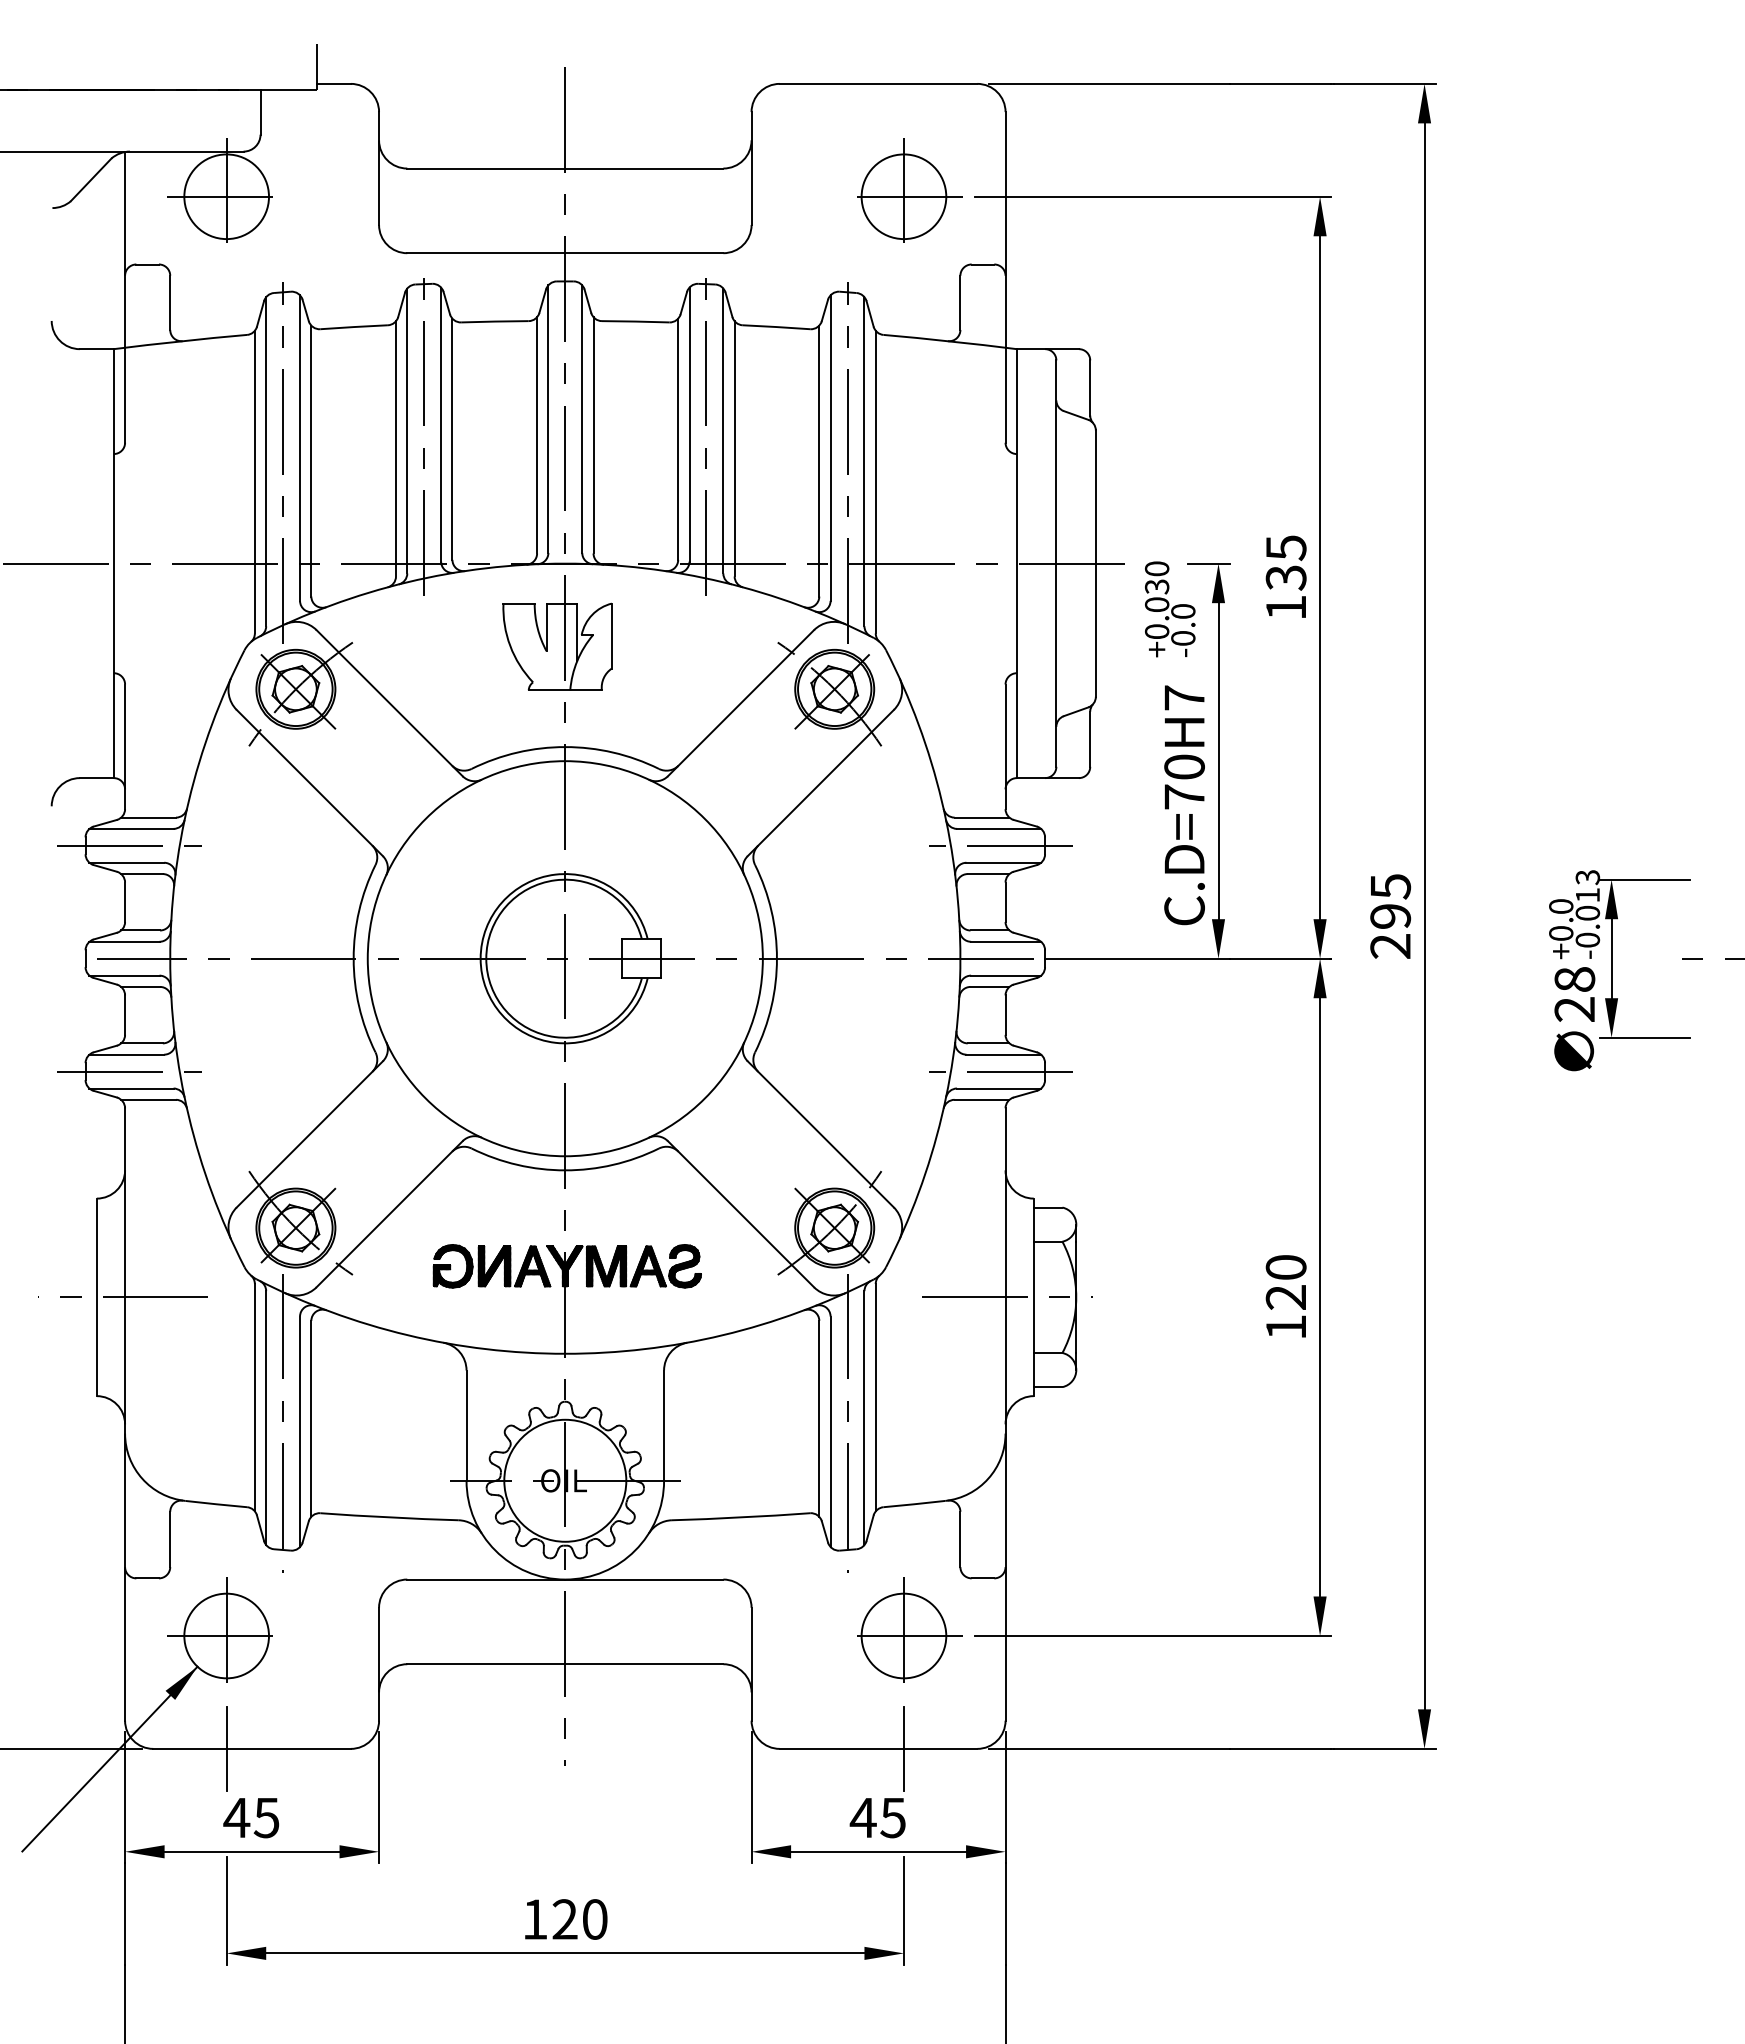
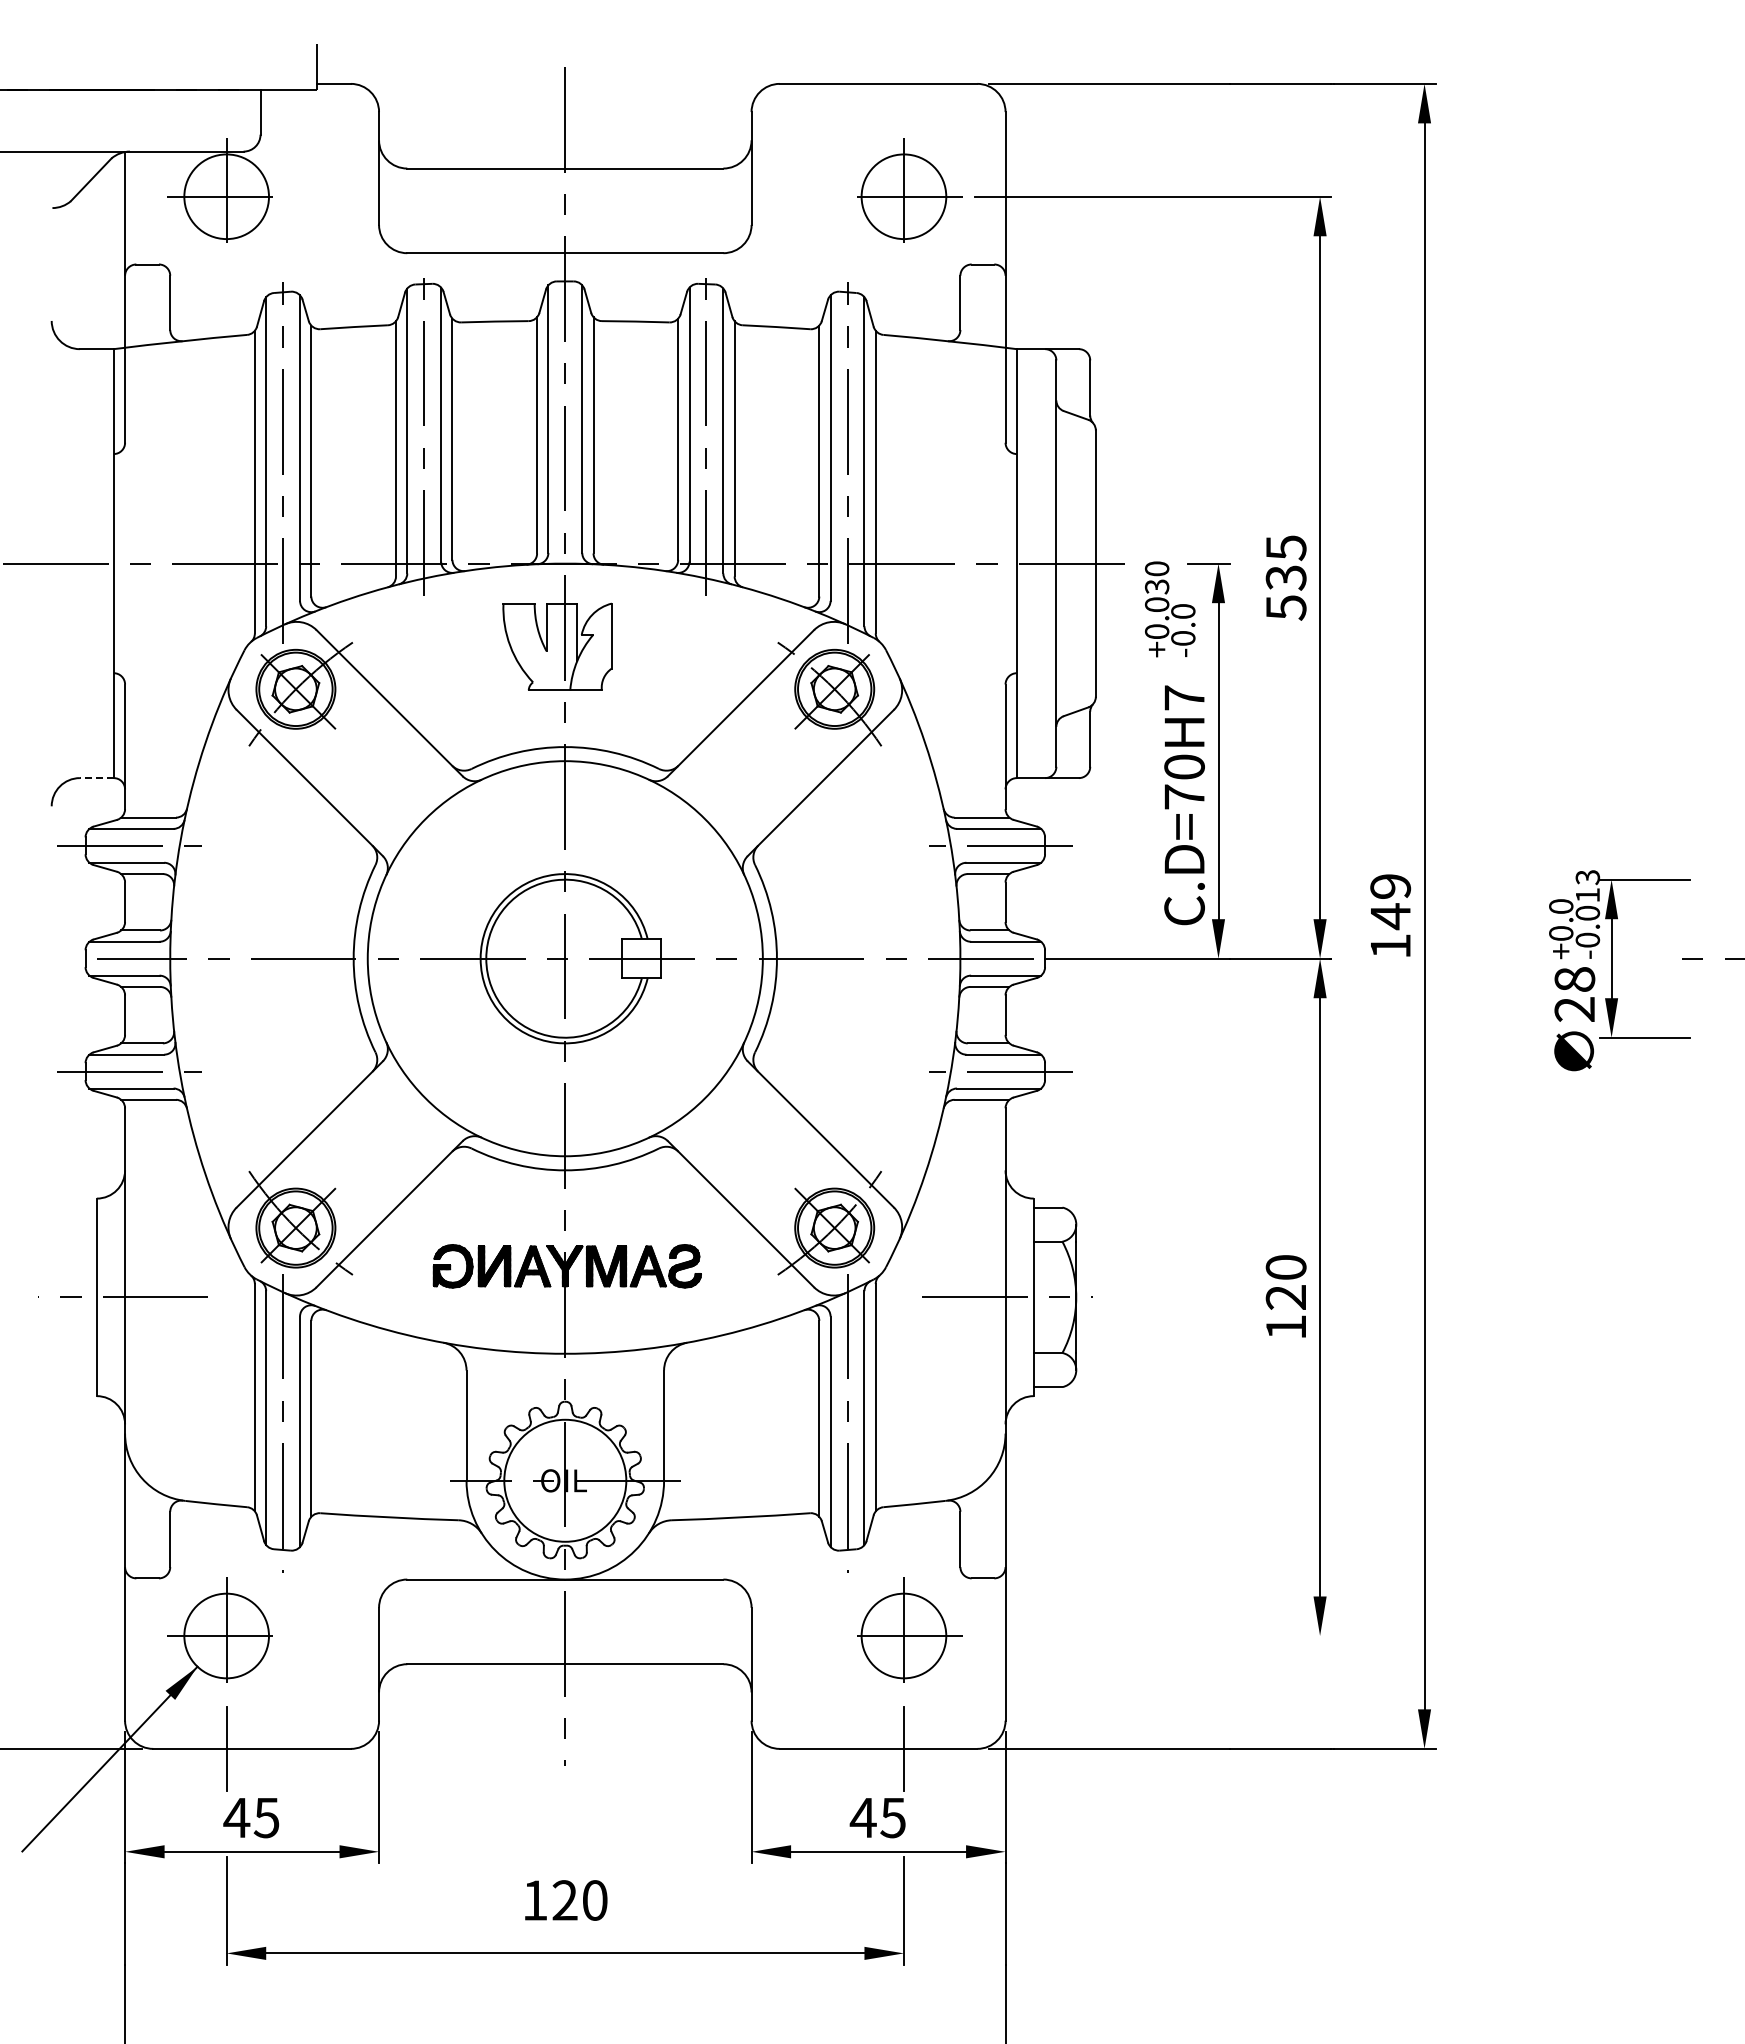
text: 135 -> 535 (1286, 607)
line: solid -> dashed (96, 778)
text: 295 -> 149 (1390, 916)
line: present -> none (1152, 1636)
text position: (566, 1919) -> (566, 1900) (566, 1900)
